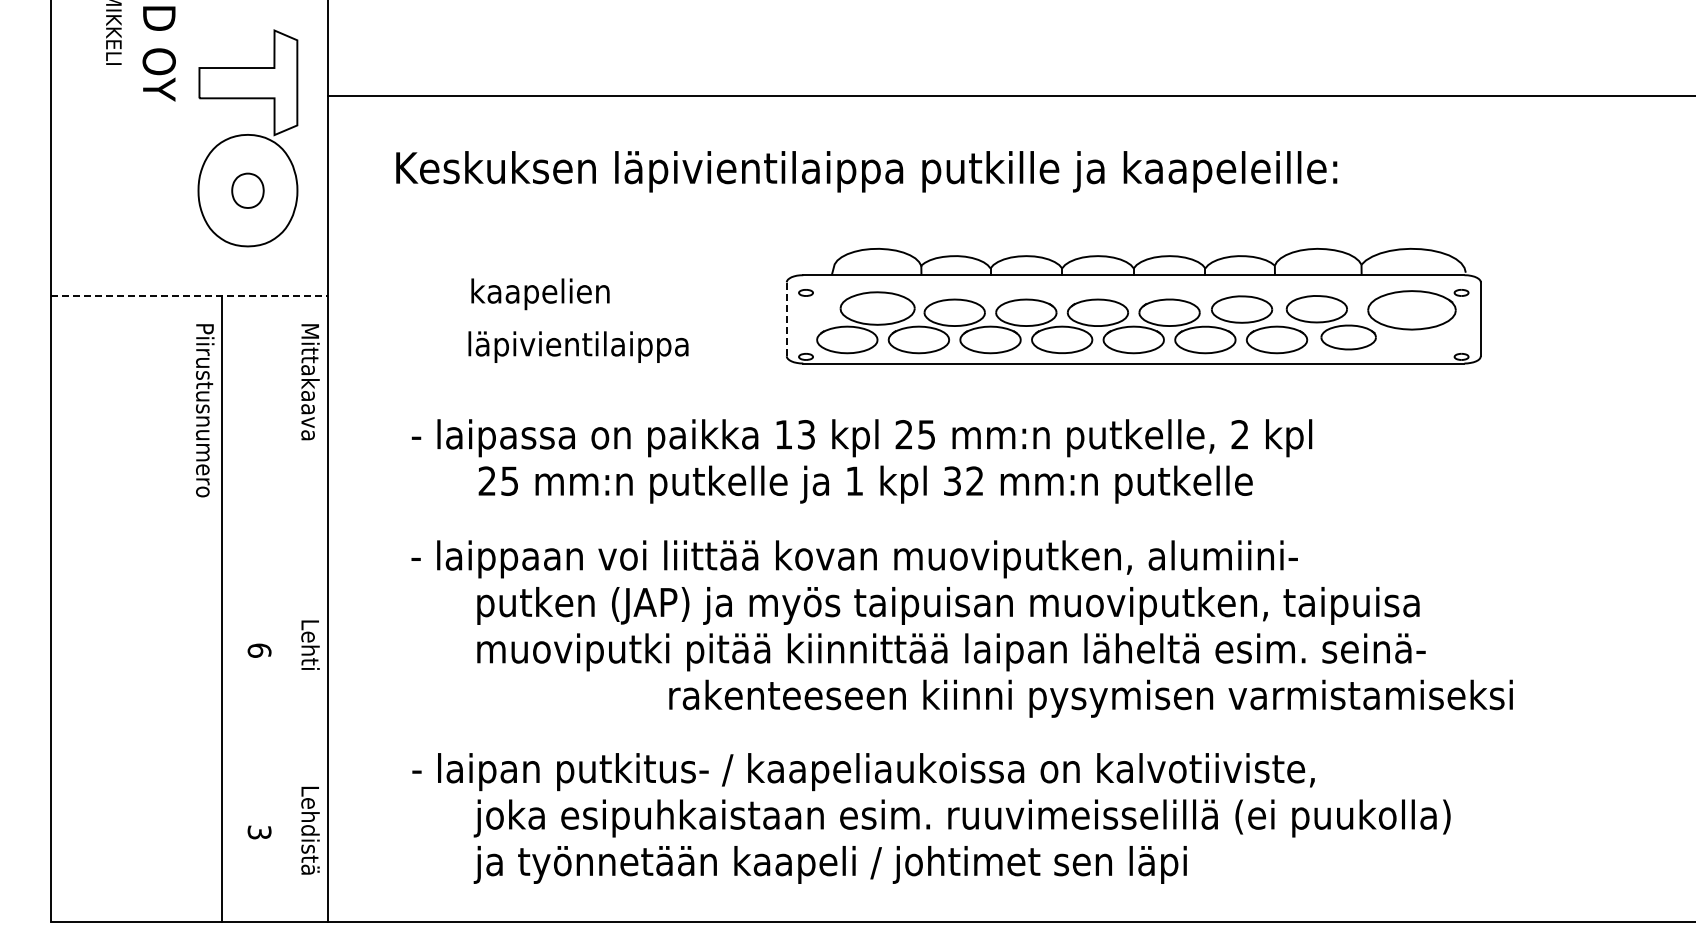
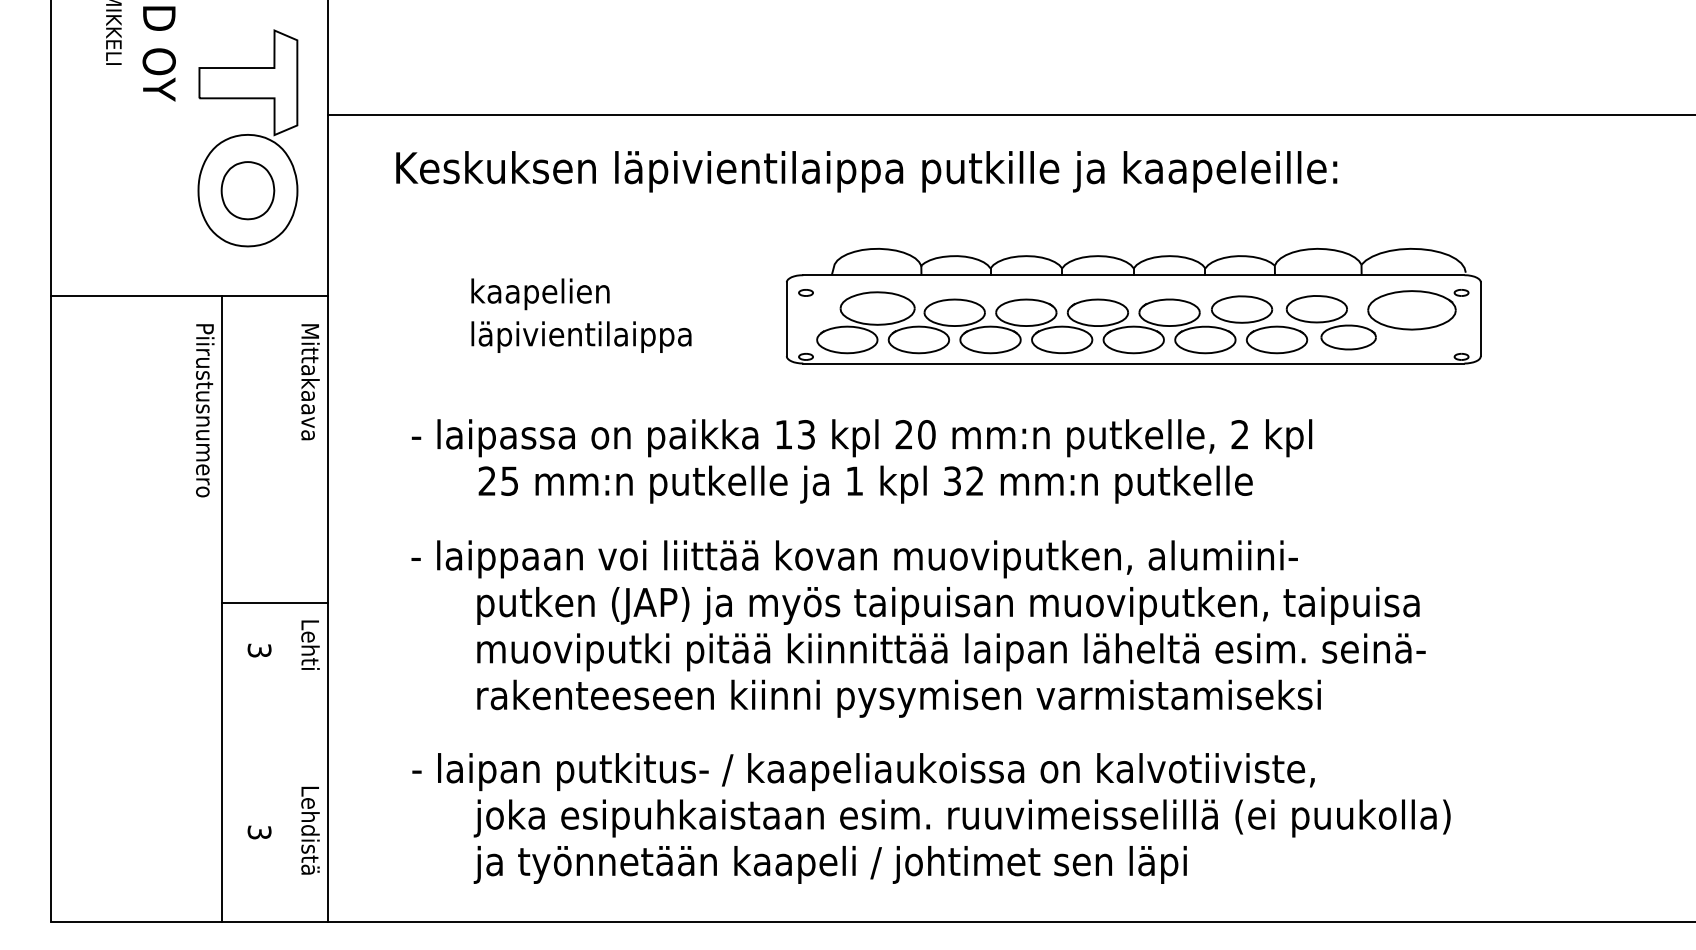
line position: (1010, 95) -> (1010, 114) (1010, 114)
part size: 34x37 px -> 56x60 px (247, 190)
line: dashed -> solid (189, 296)
line: dashed -> solid (786, 319)
text position: (578, 346) -> (581, 336) (581, 336)
text: 25 -> 20 (926, 434)
line: none -> present (275, 603)
text: 6 -> 3 (259, 650)
text position: (1090, 698) -> (898, 698) (898, 698)
